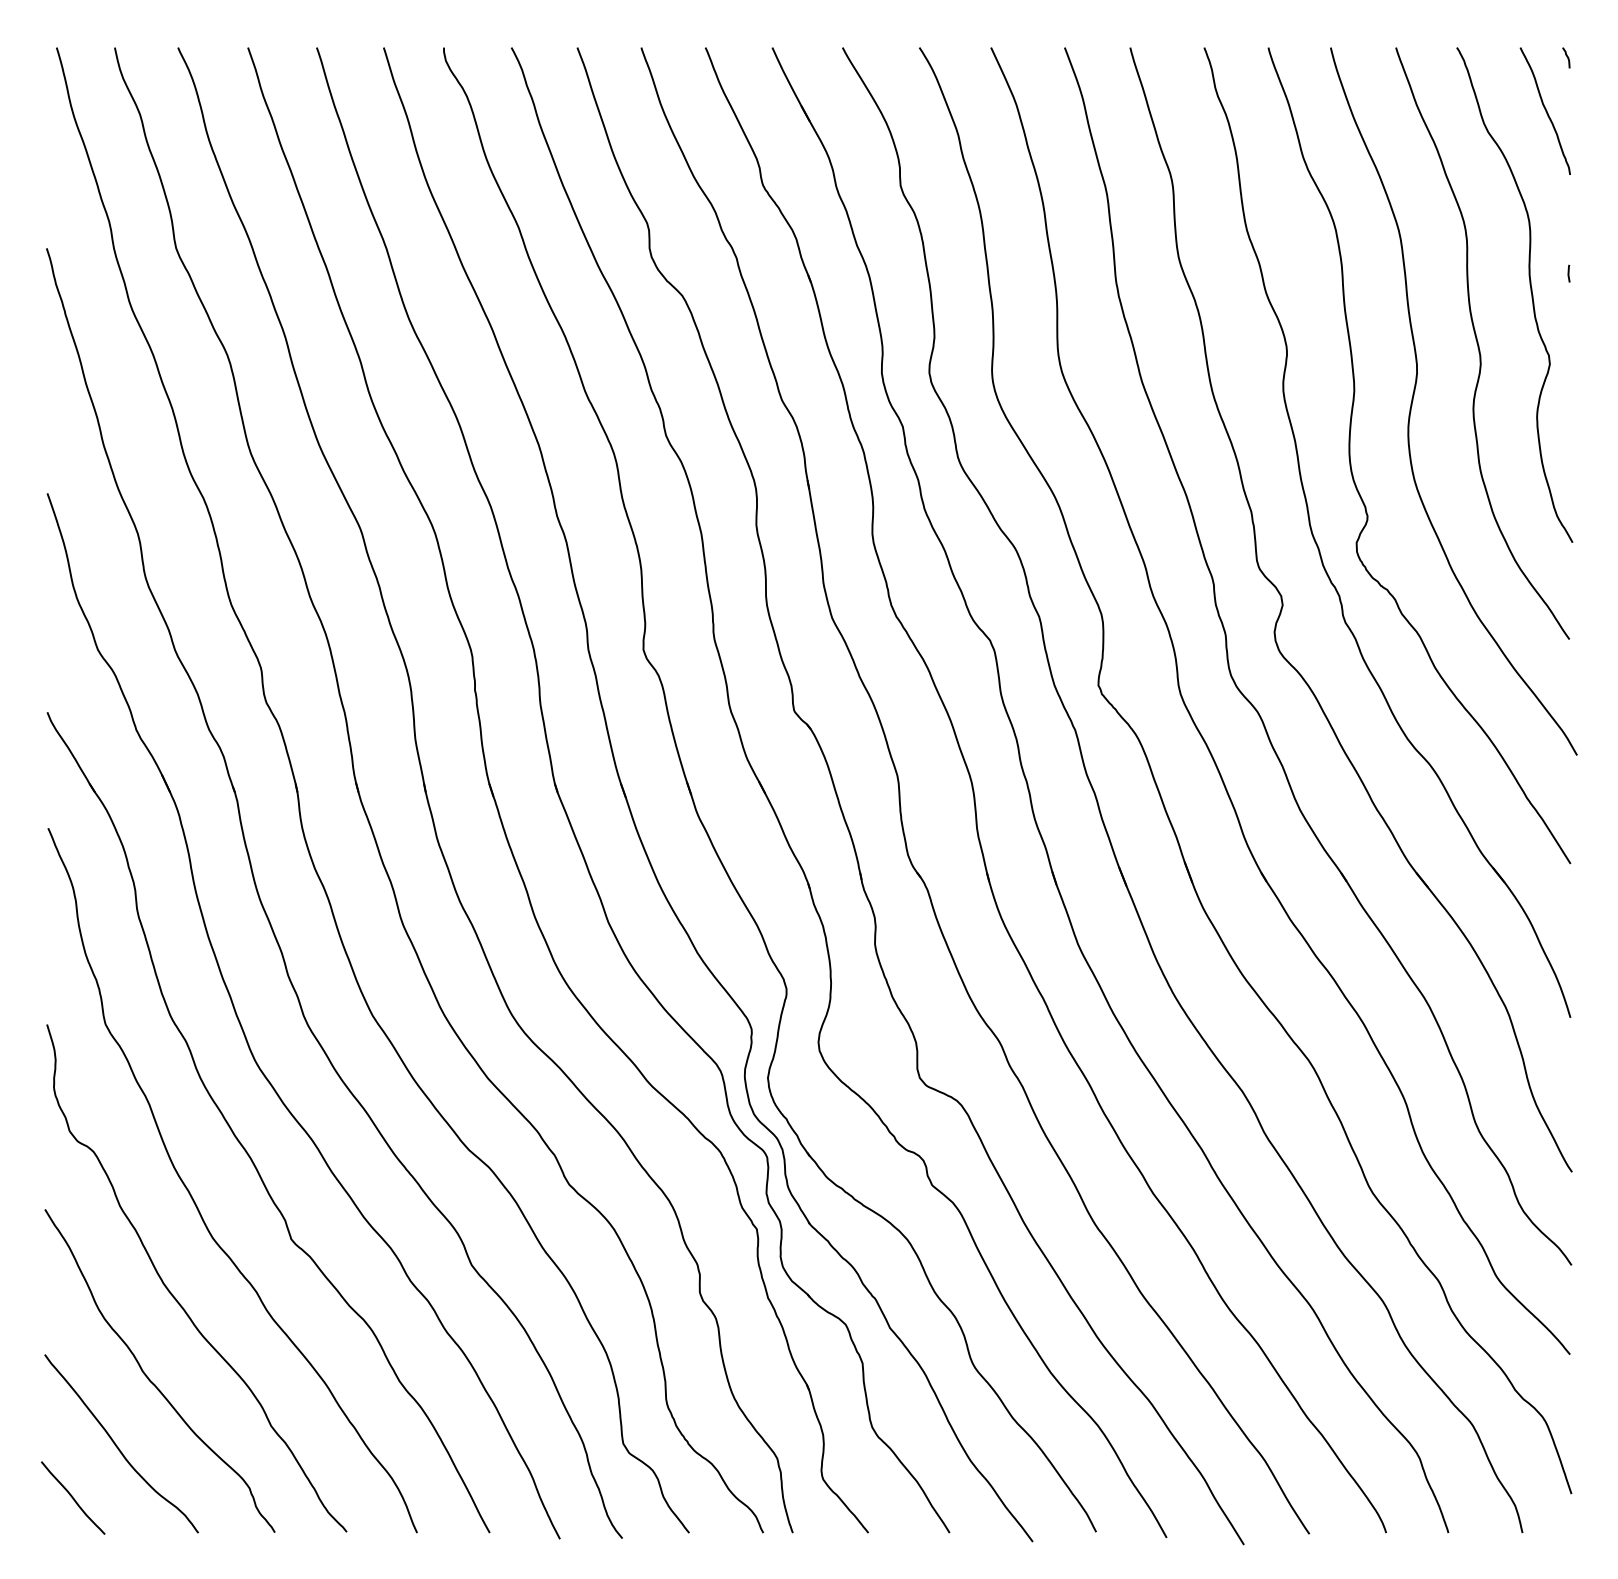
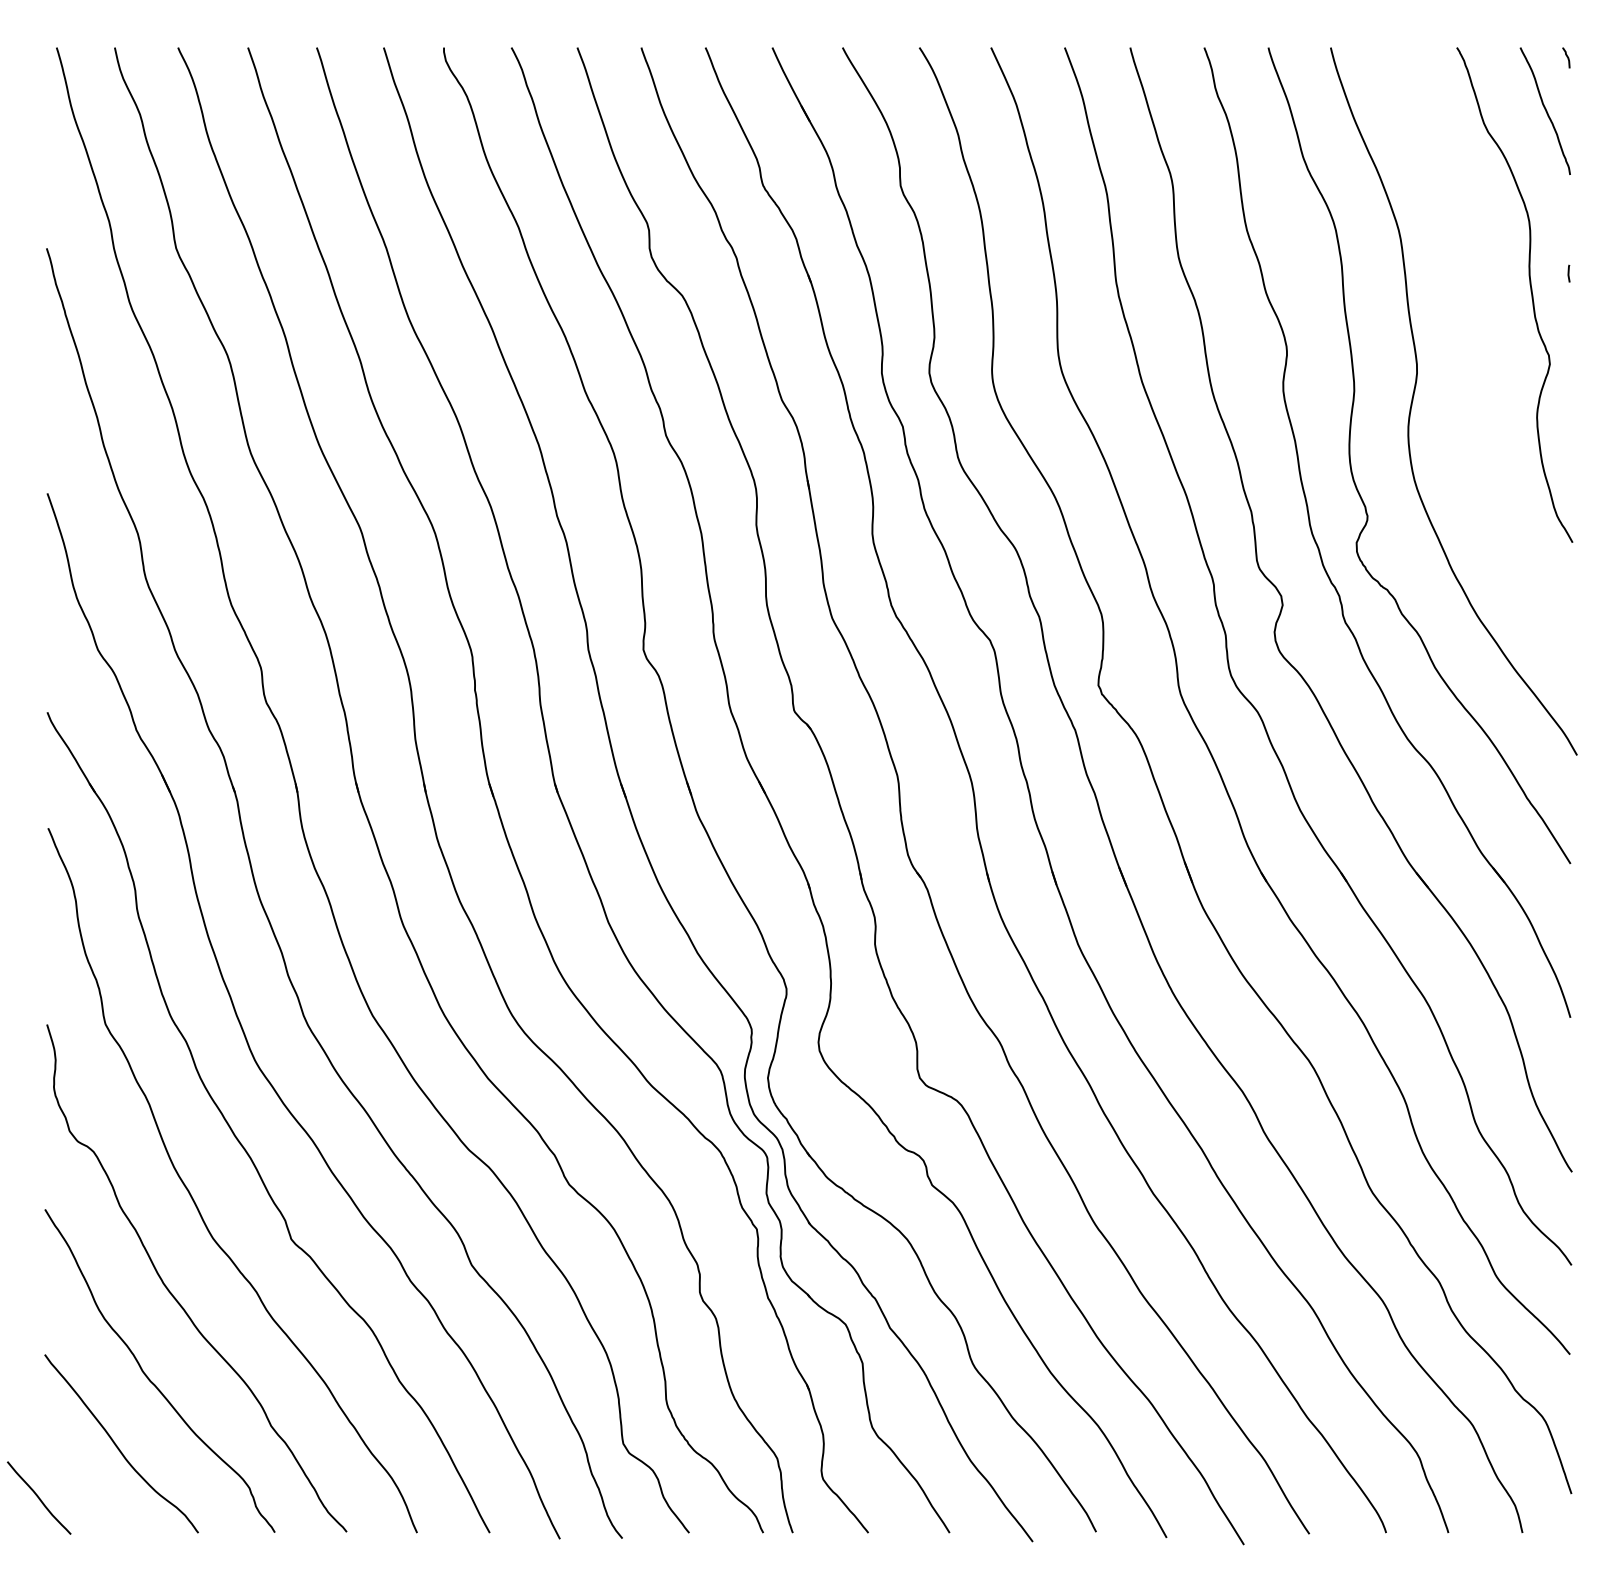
curve: present -> none (1479, 345)
curve position: (73, 1497) -> (39, 1497) (39, 1497)
